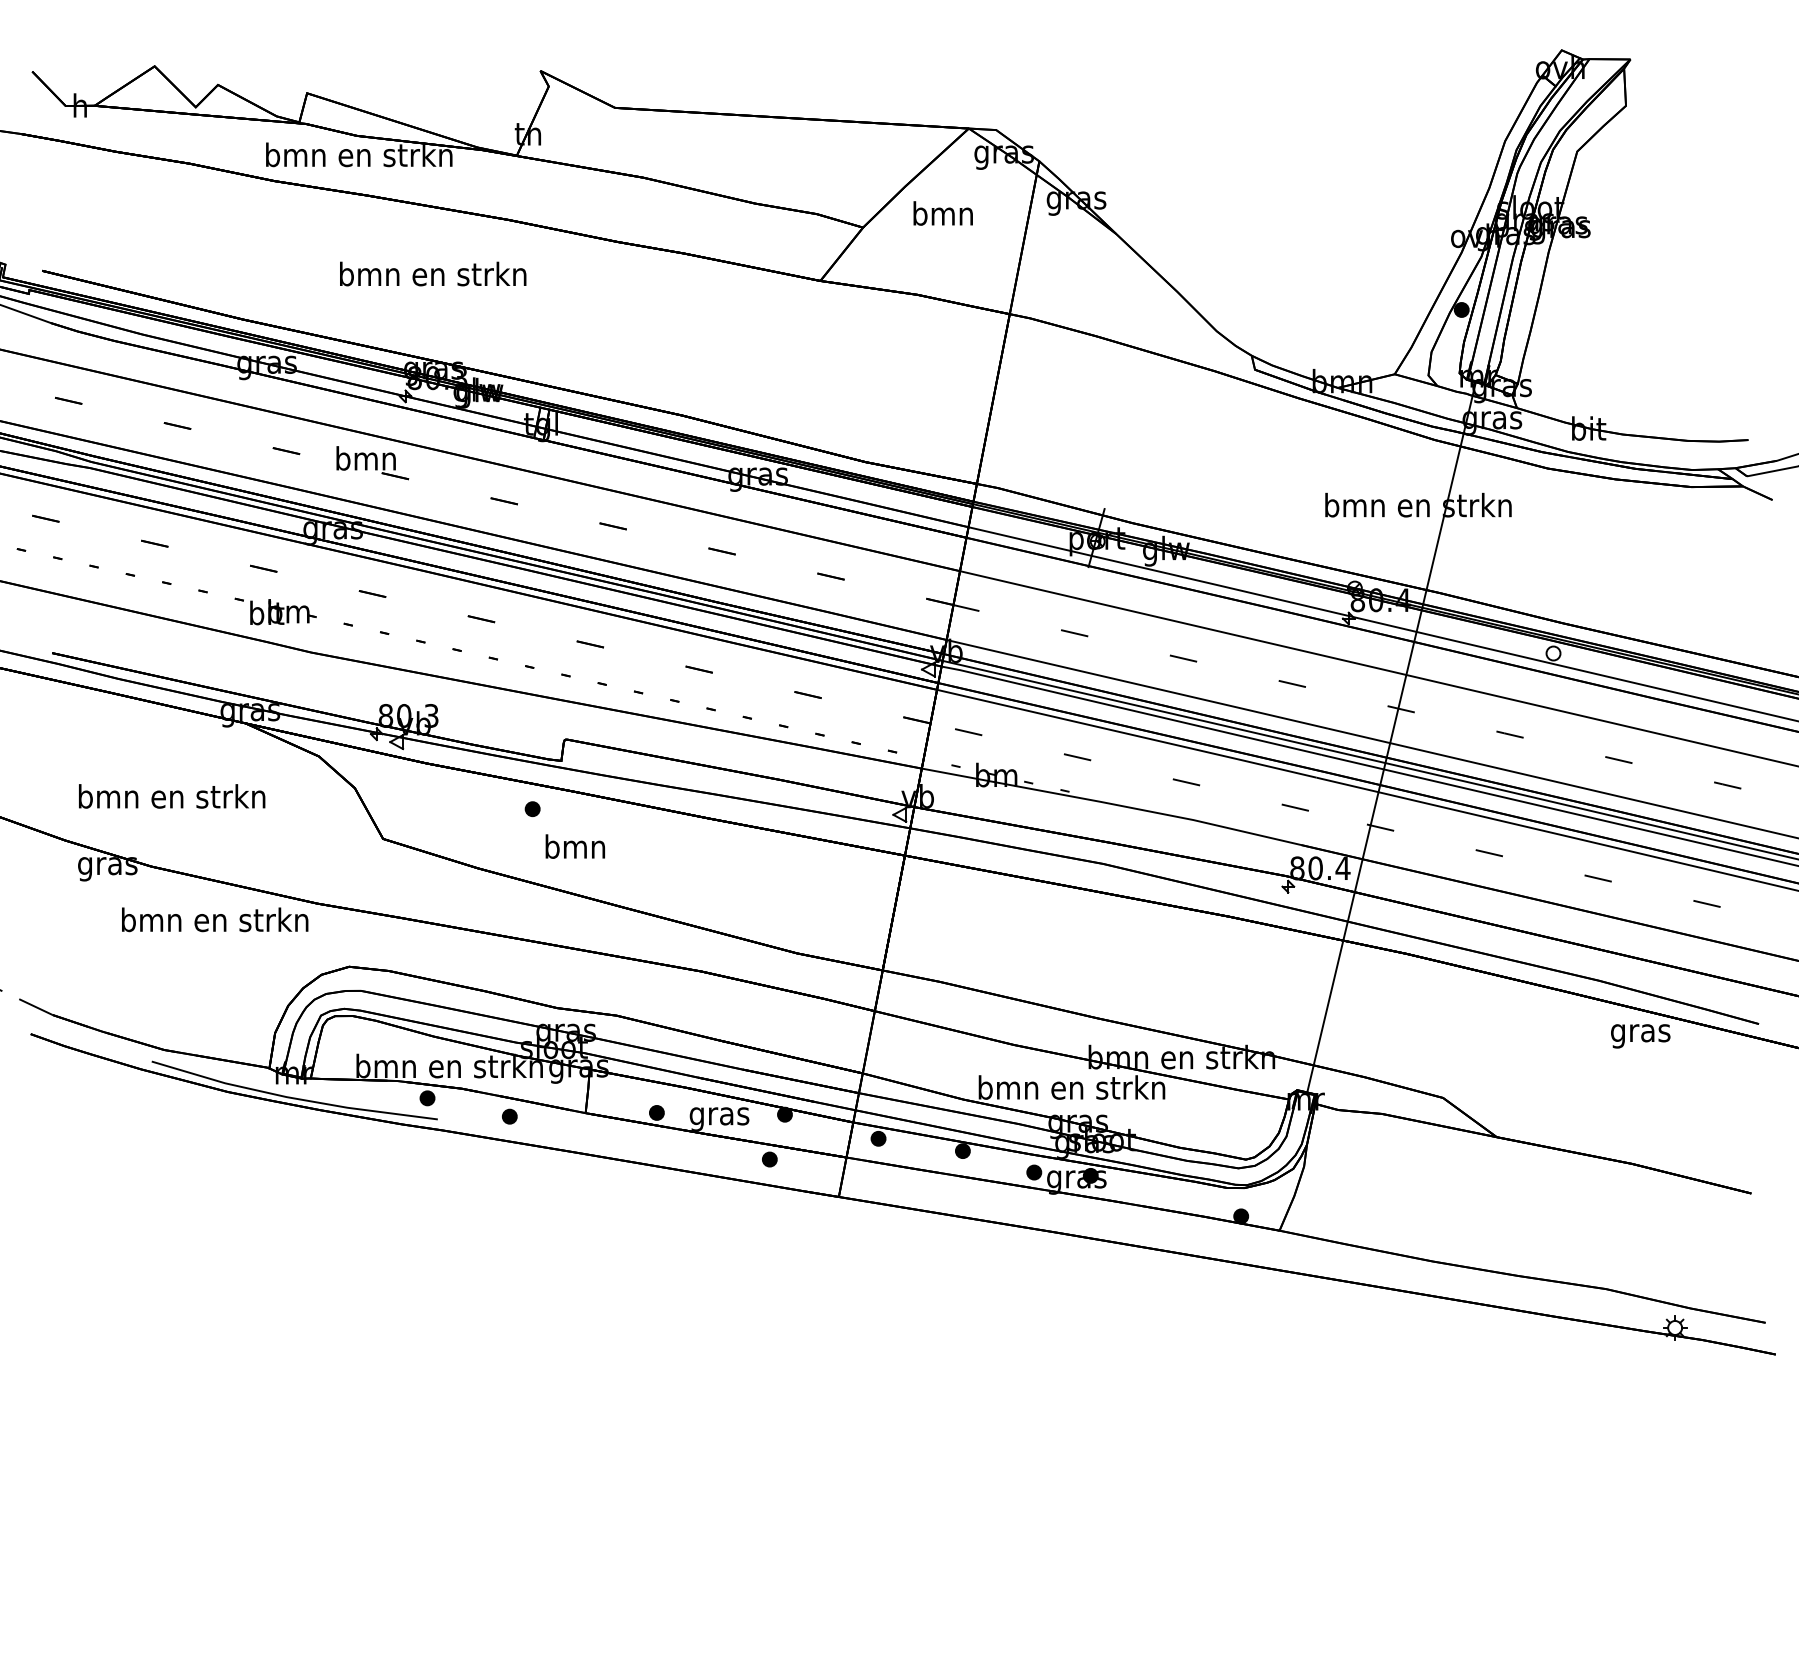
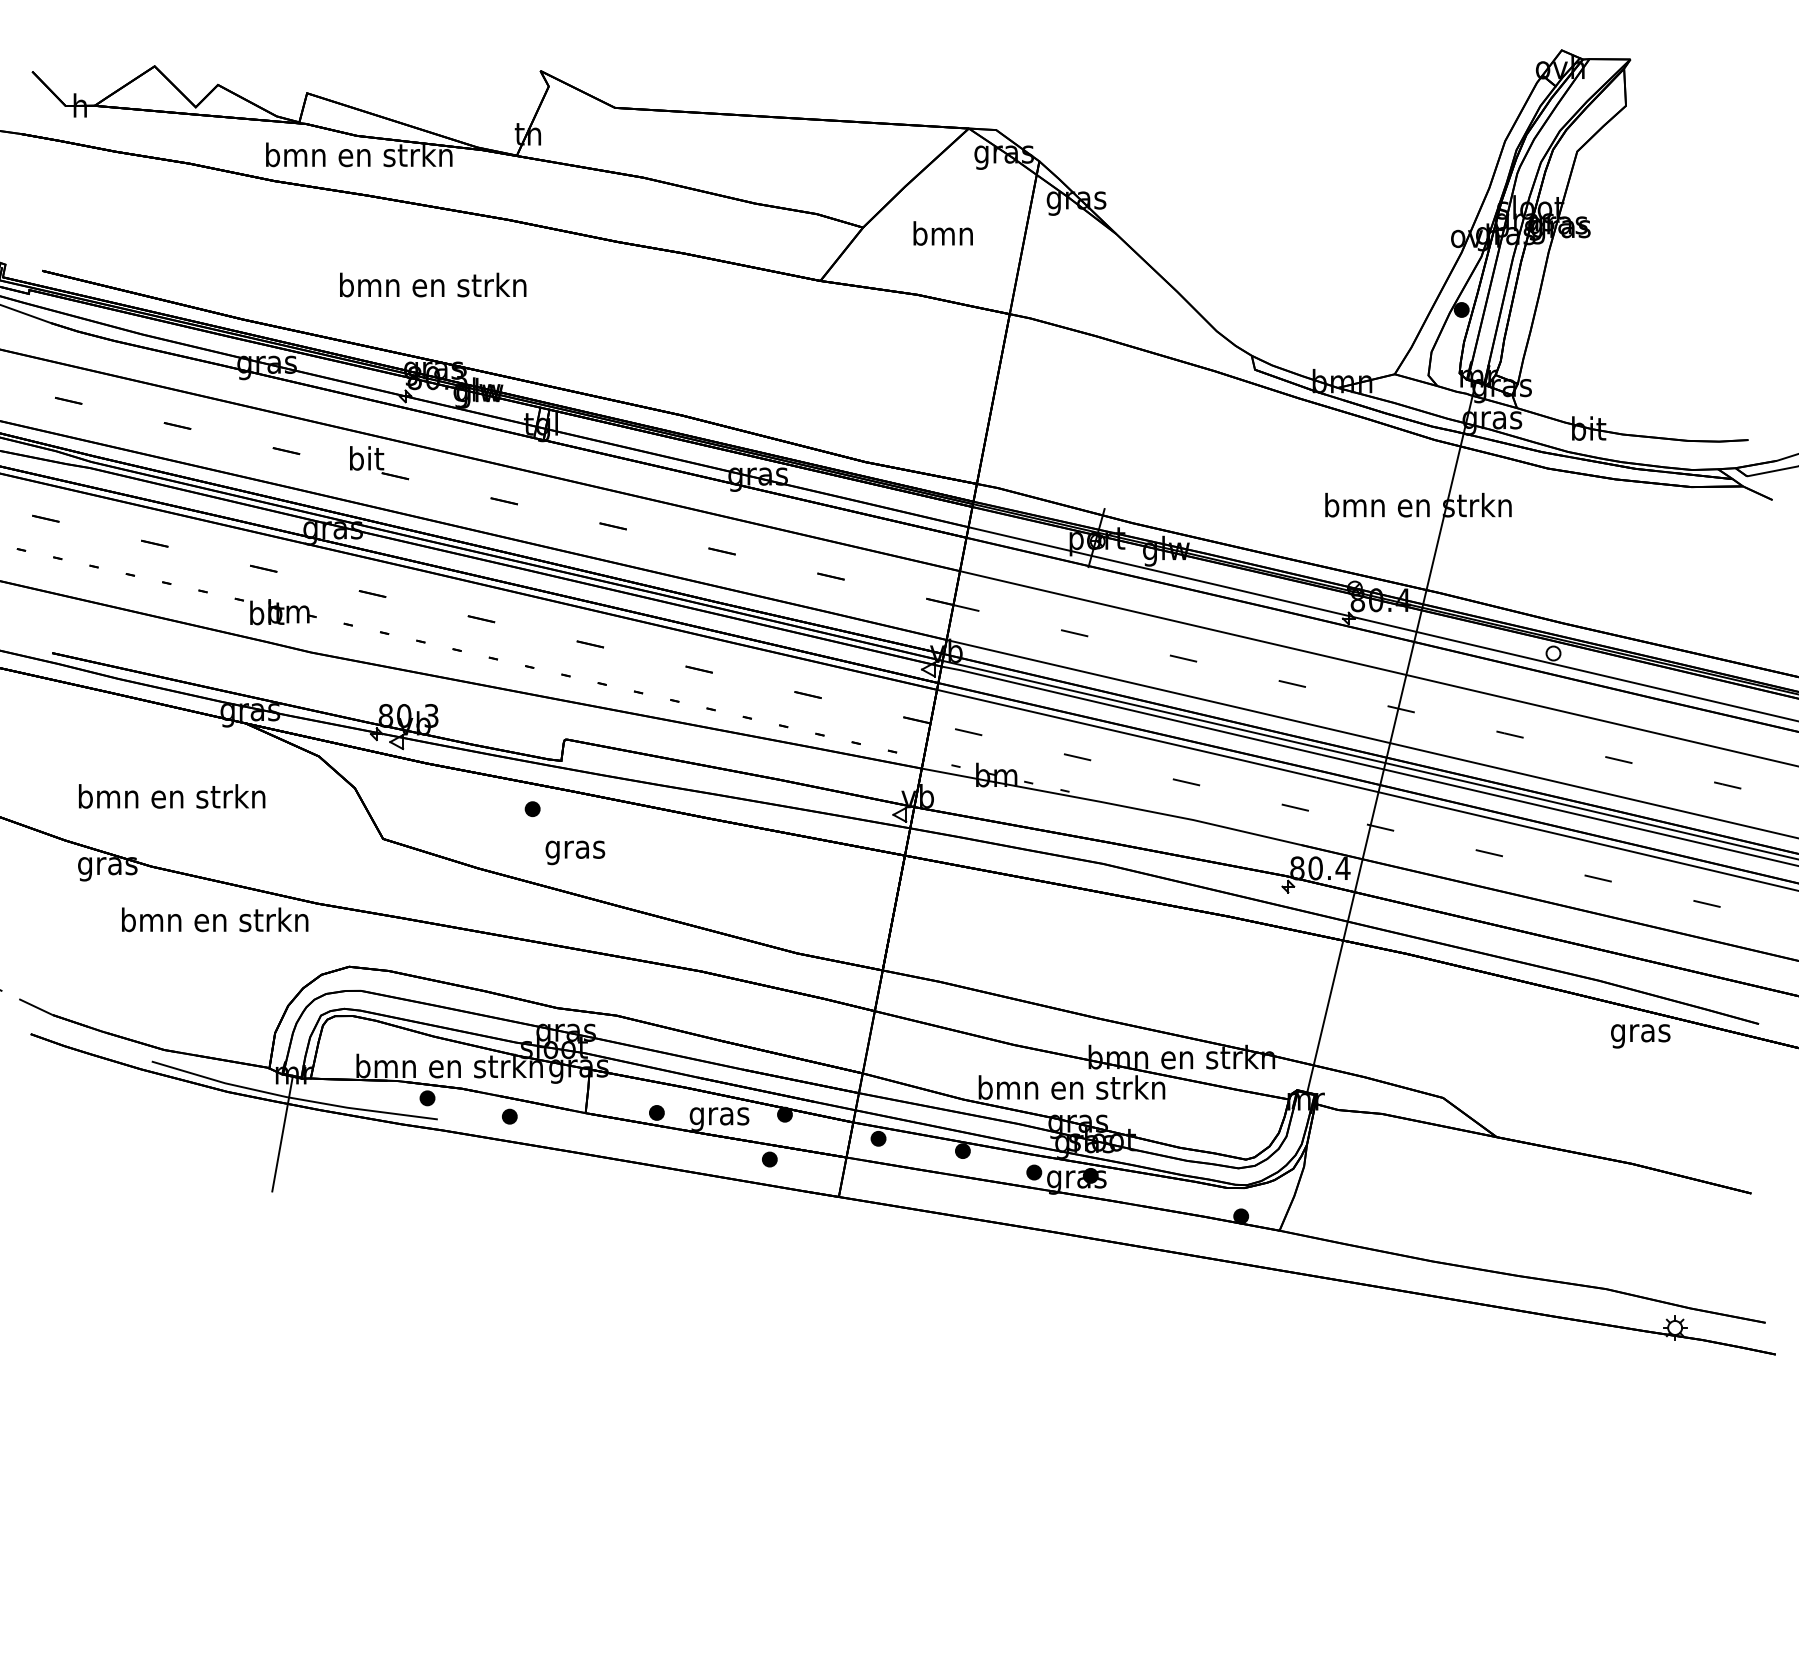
text position: (942, 213) -> (942, 233) (942, 233)
text position: (433, 273) -> (433, 284) (433, 284)
text: bmn -> bit (365, 458)
text: bmn -> gras (575, 849)
line: none -> present (282, 1133)
